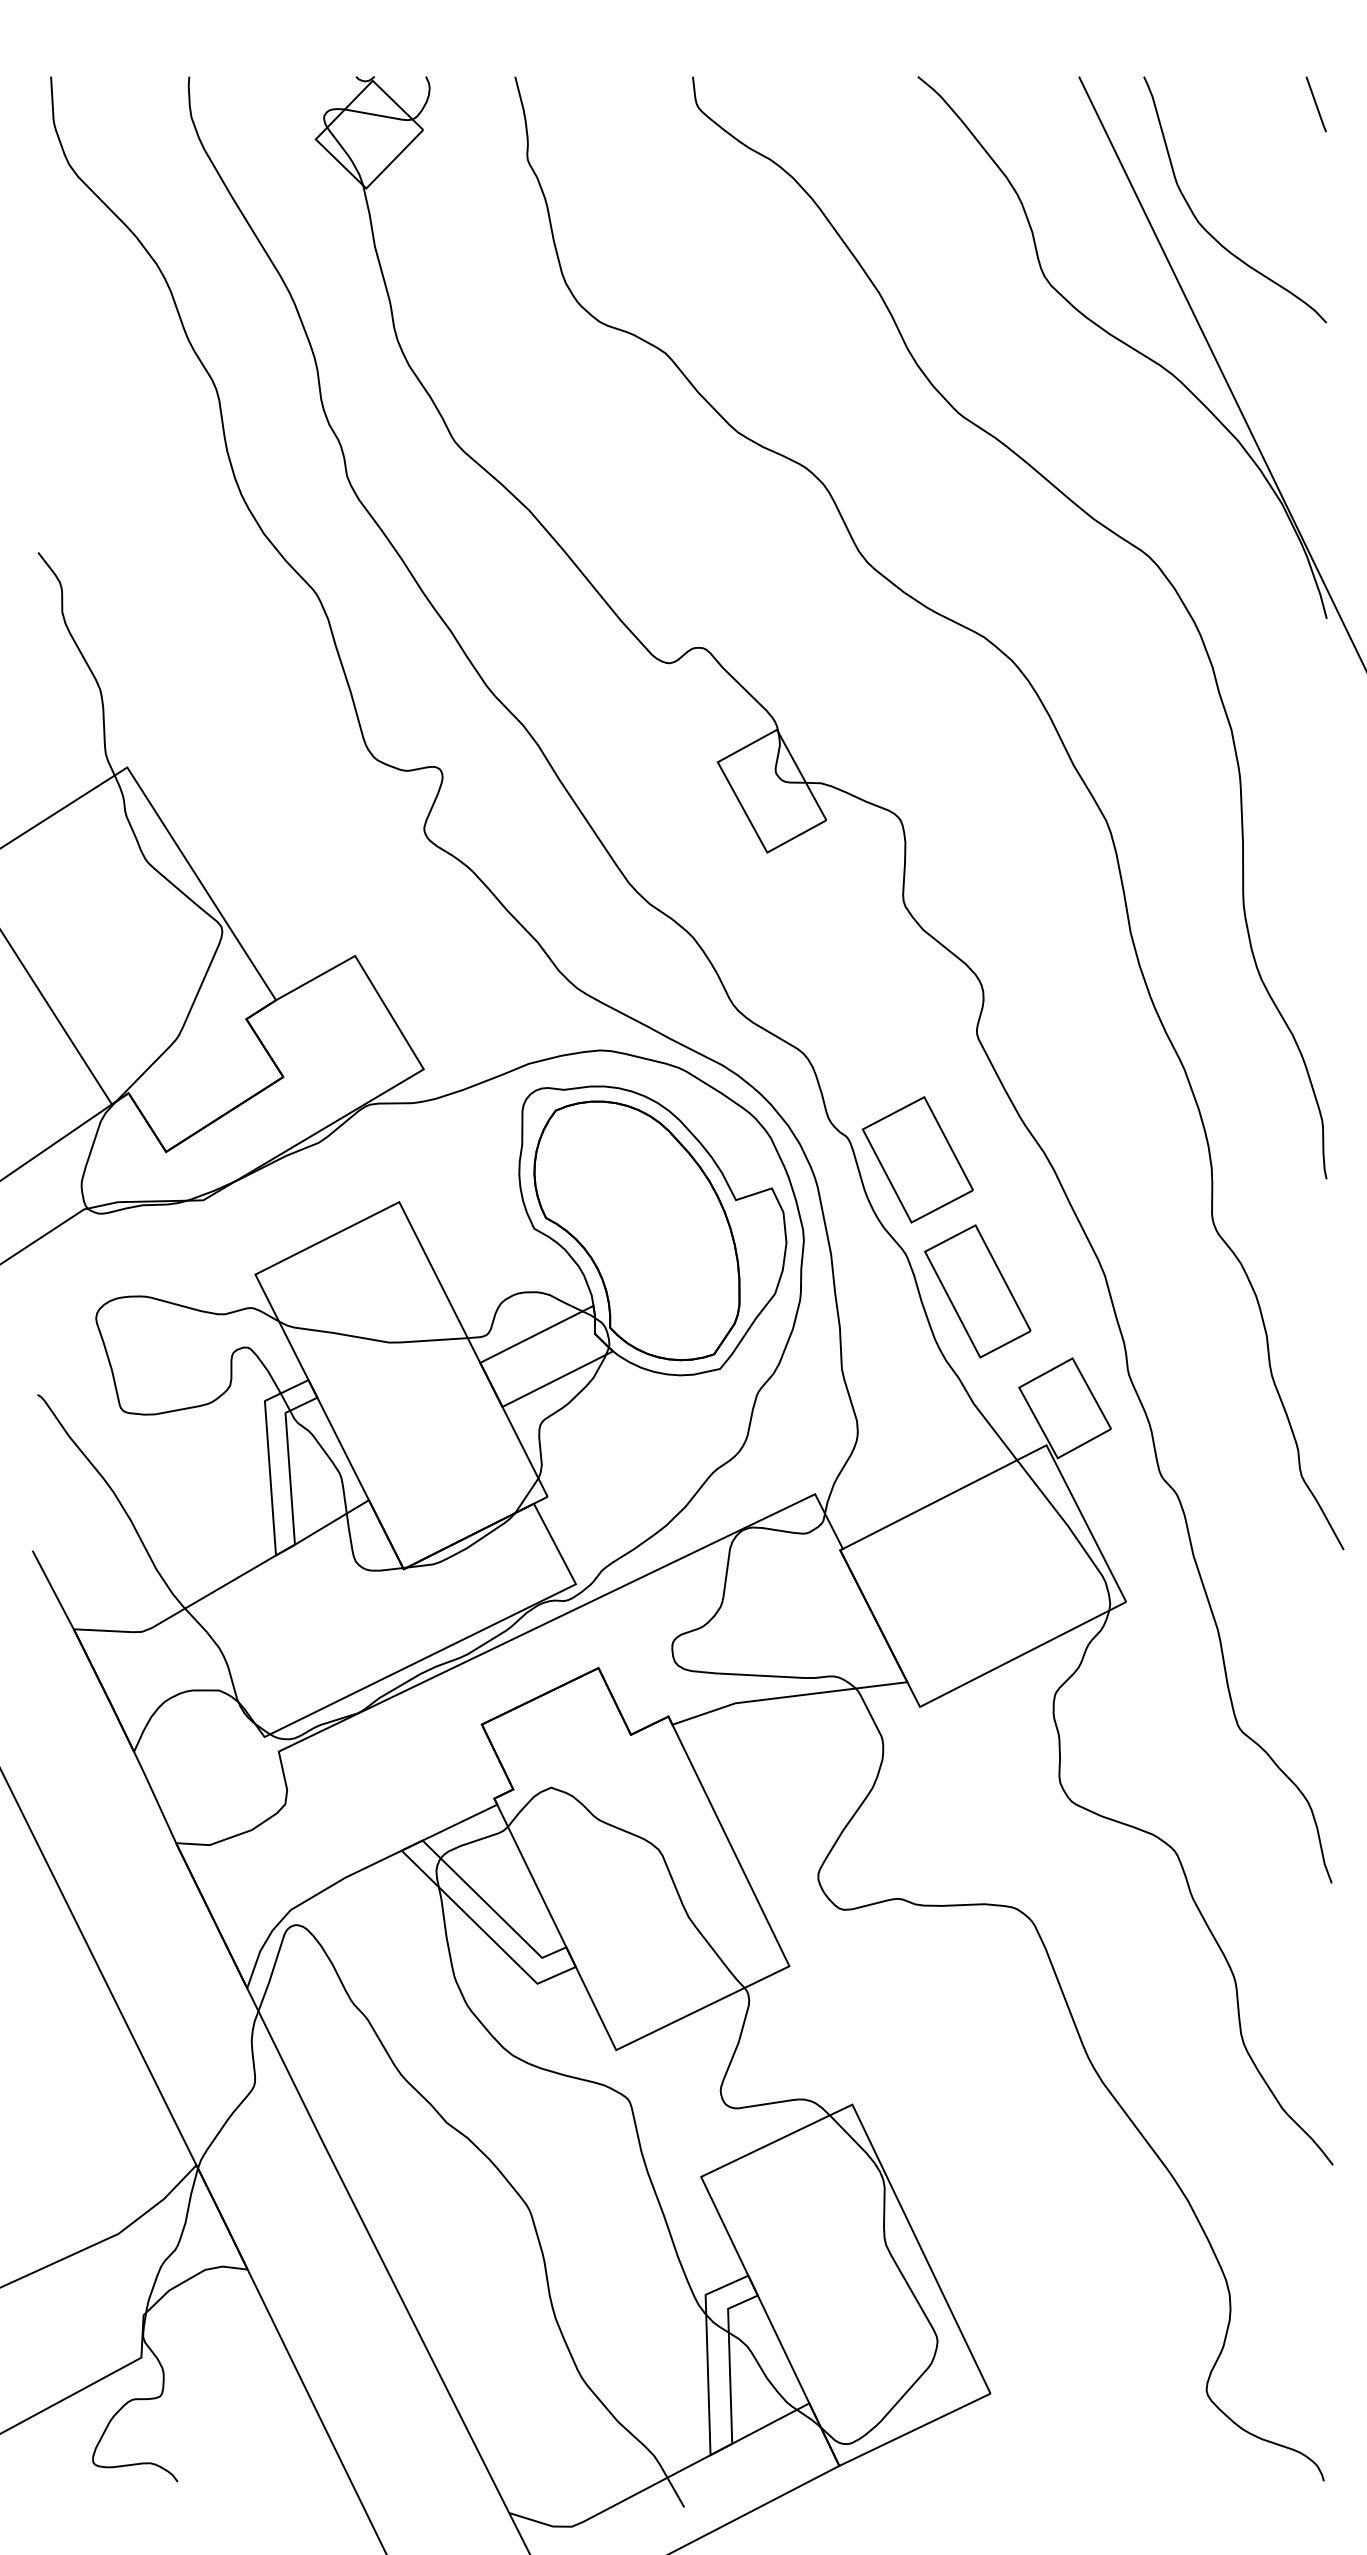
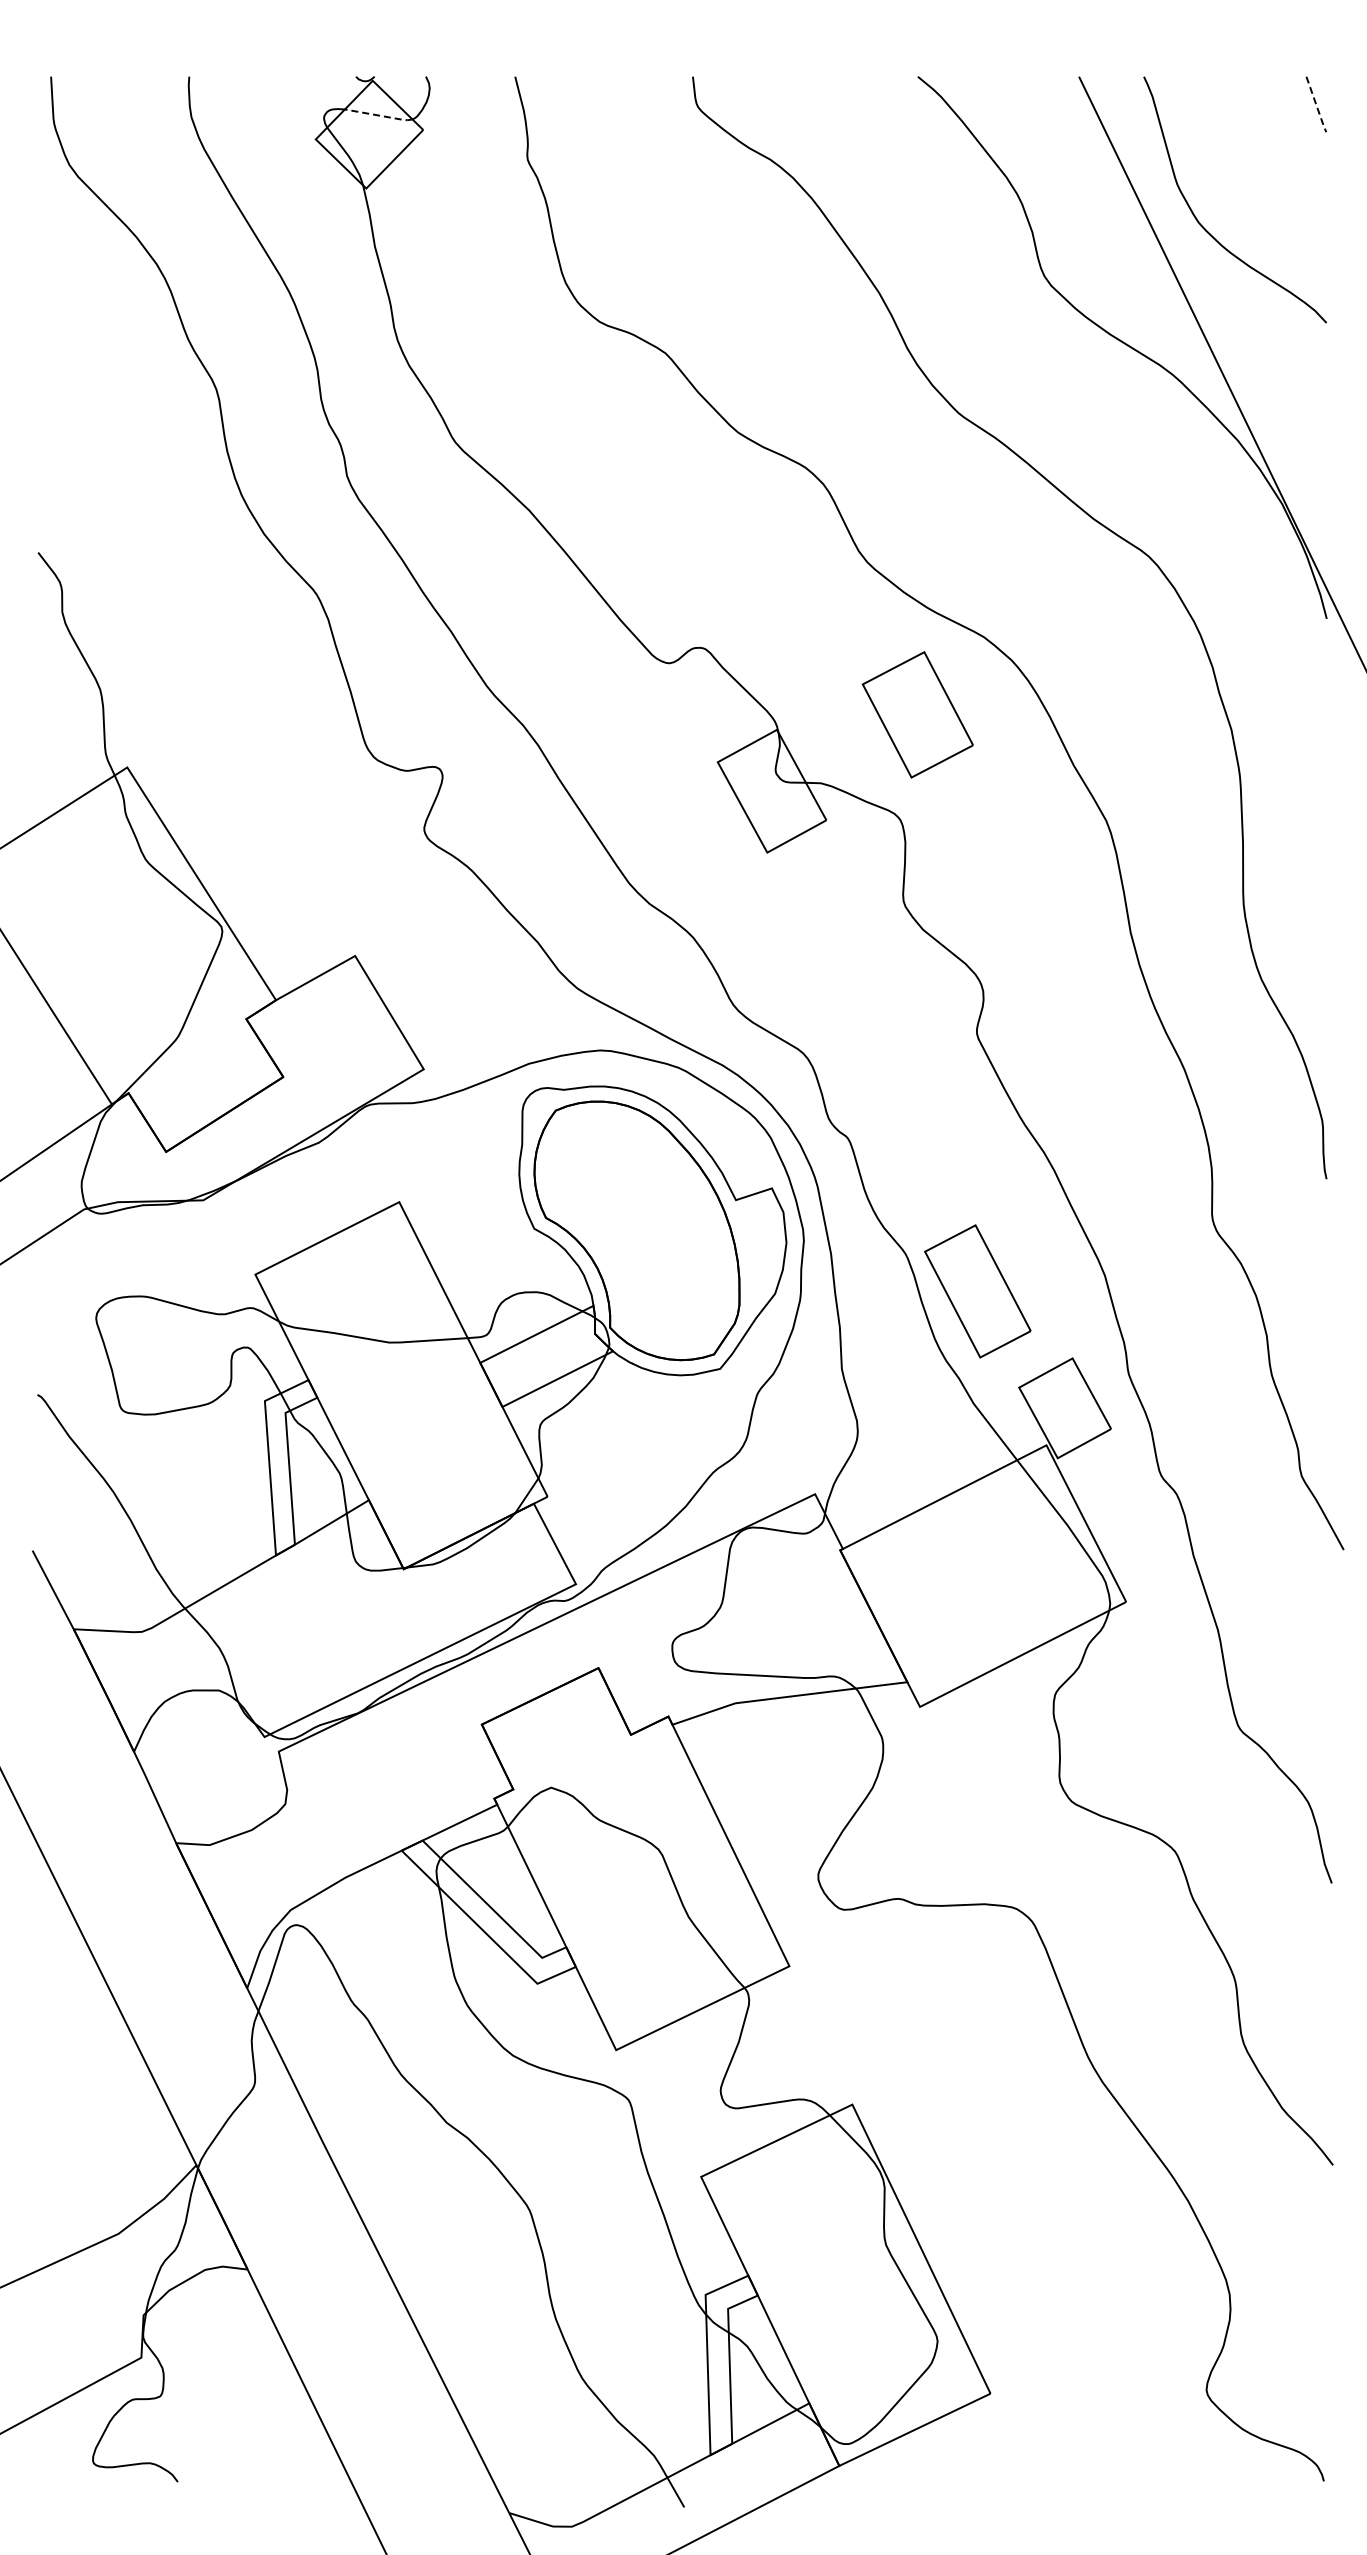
line: solid -> dashed (1316, 105)
line: solid -> dashed (379, 115)
part position: (917, 1159) -> (917, 714) (917, 714)
